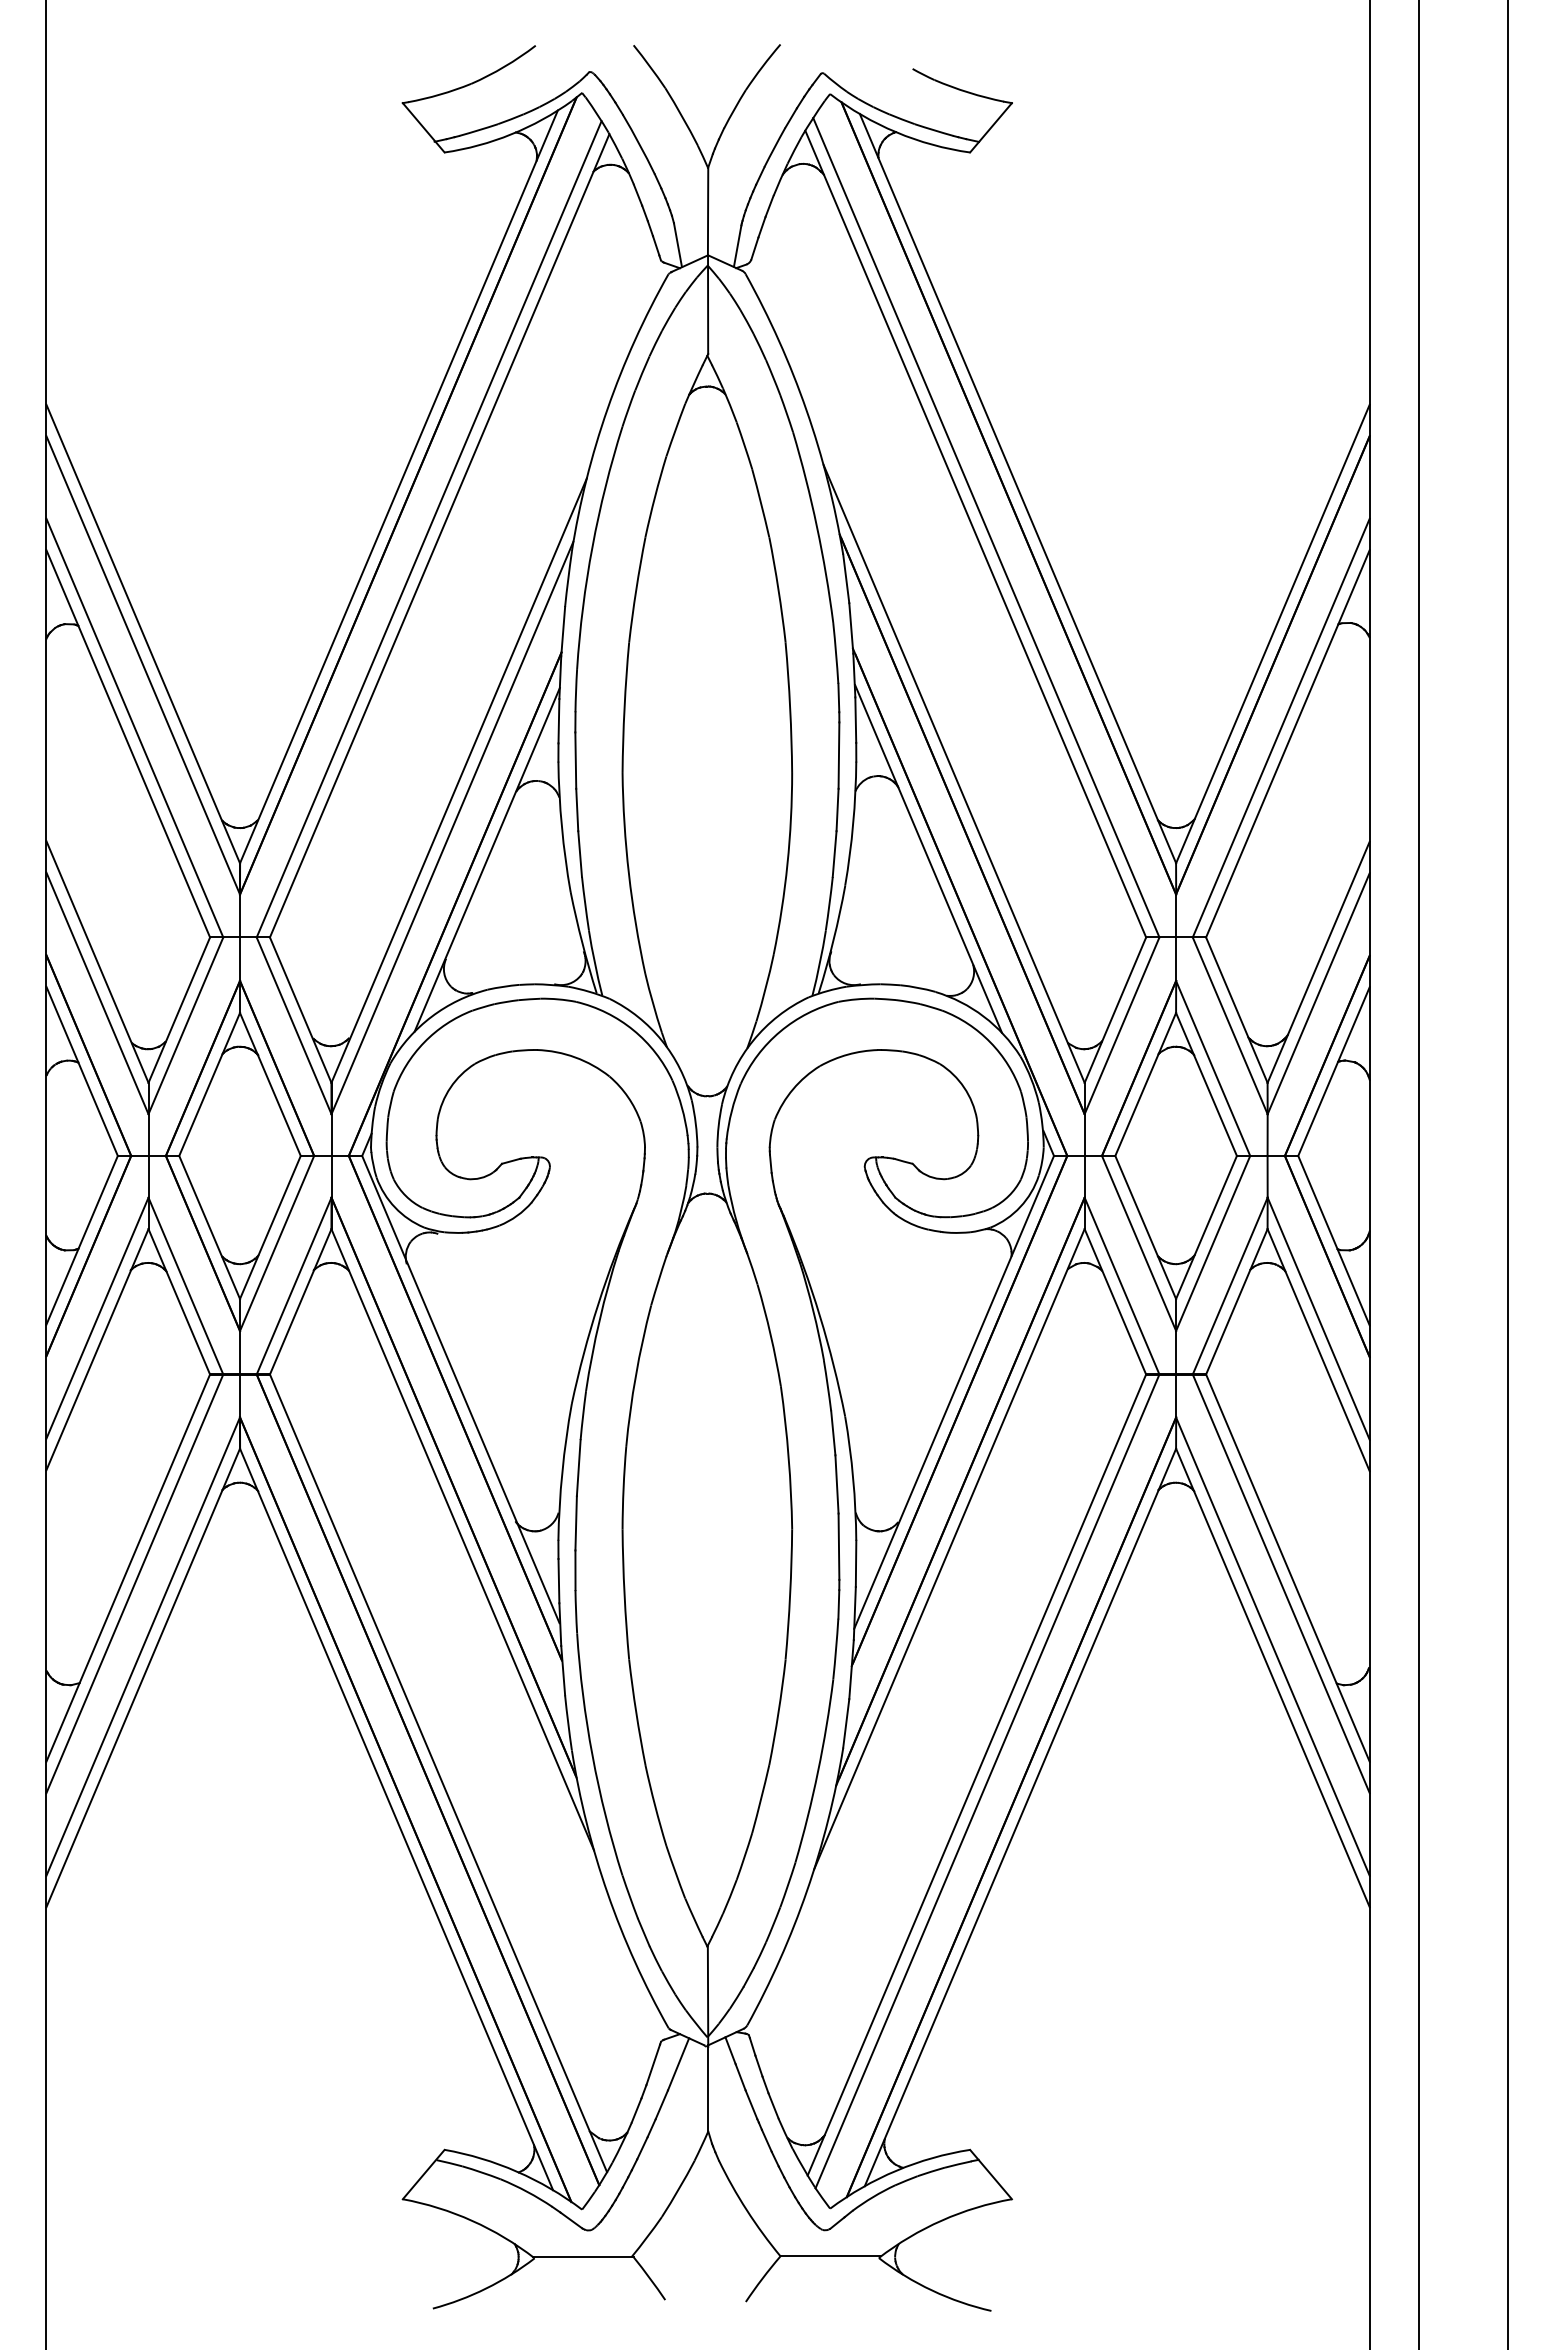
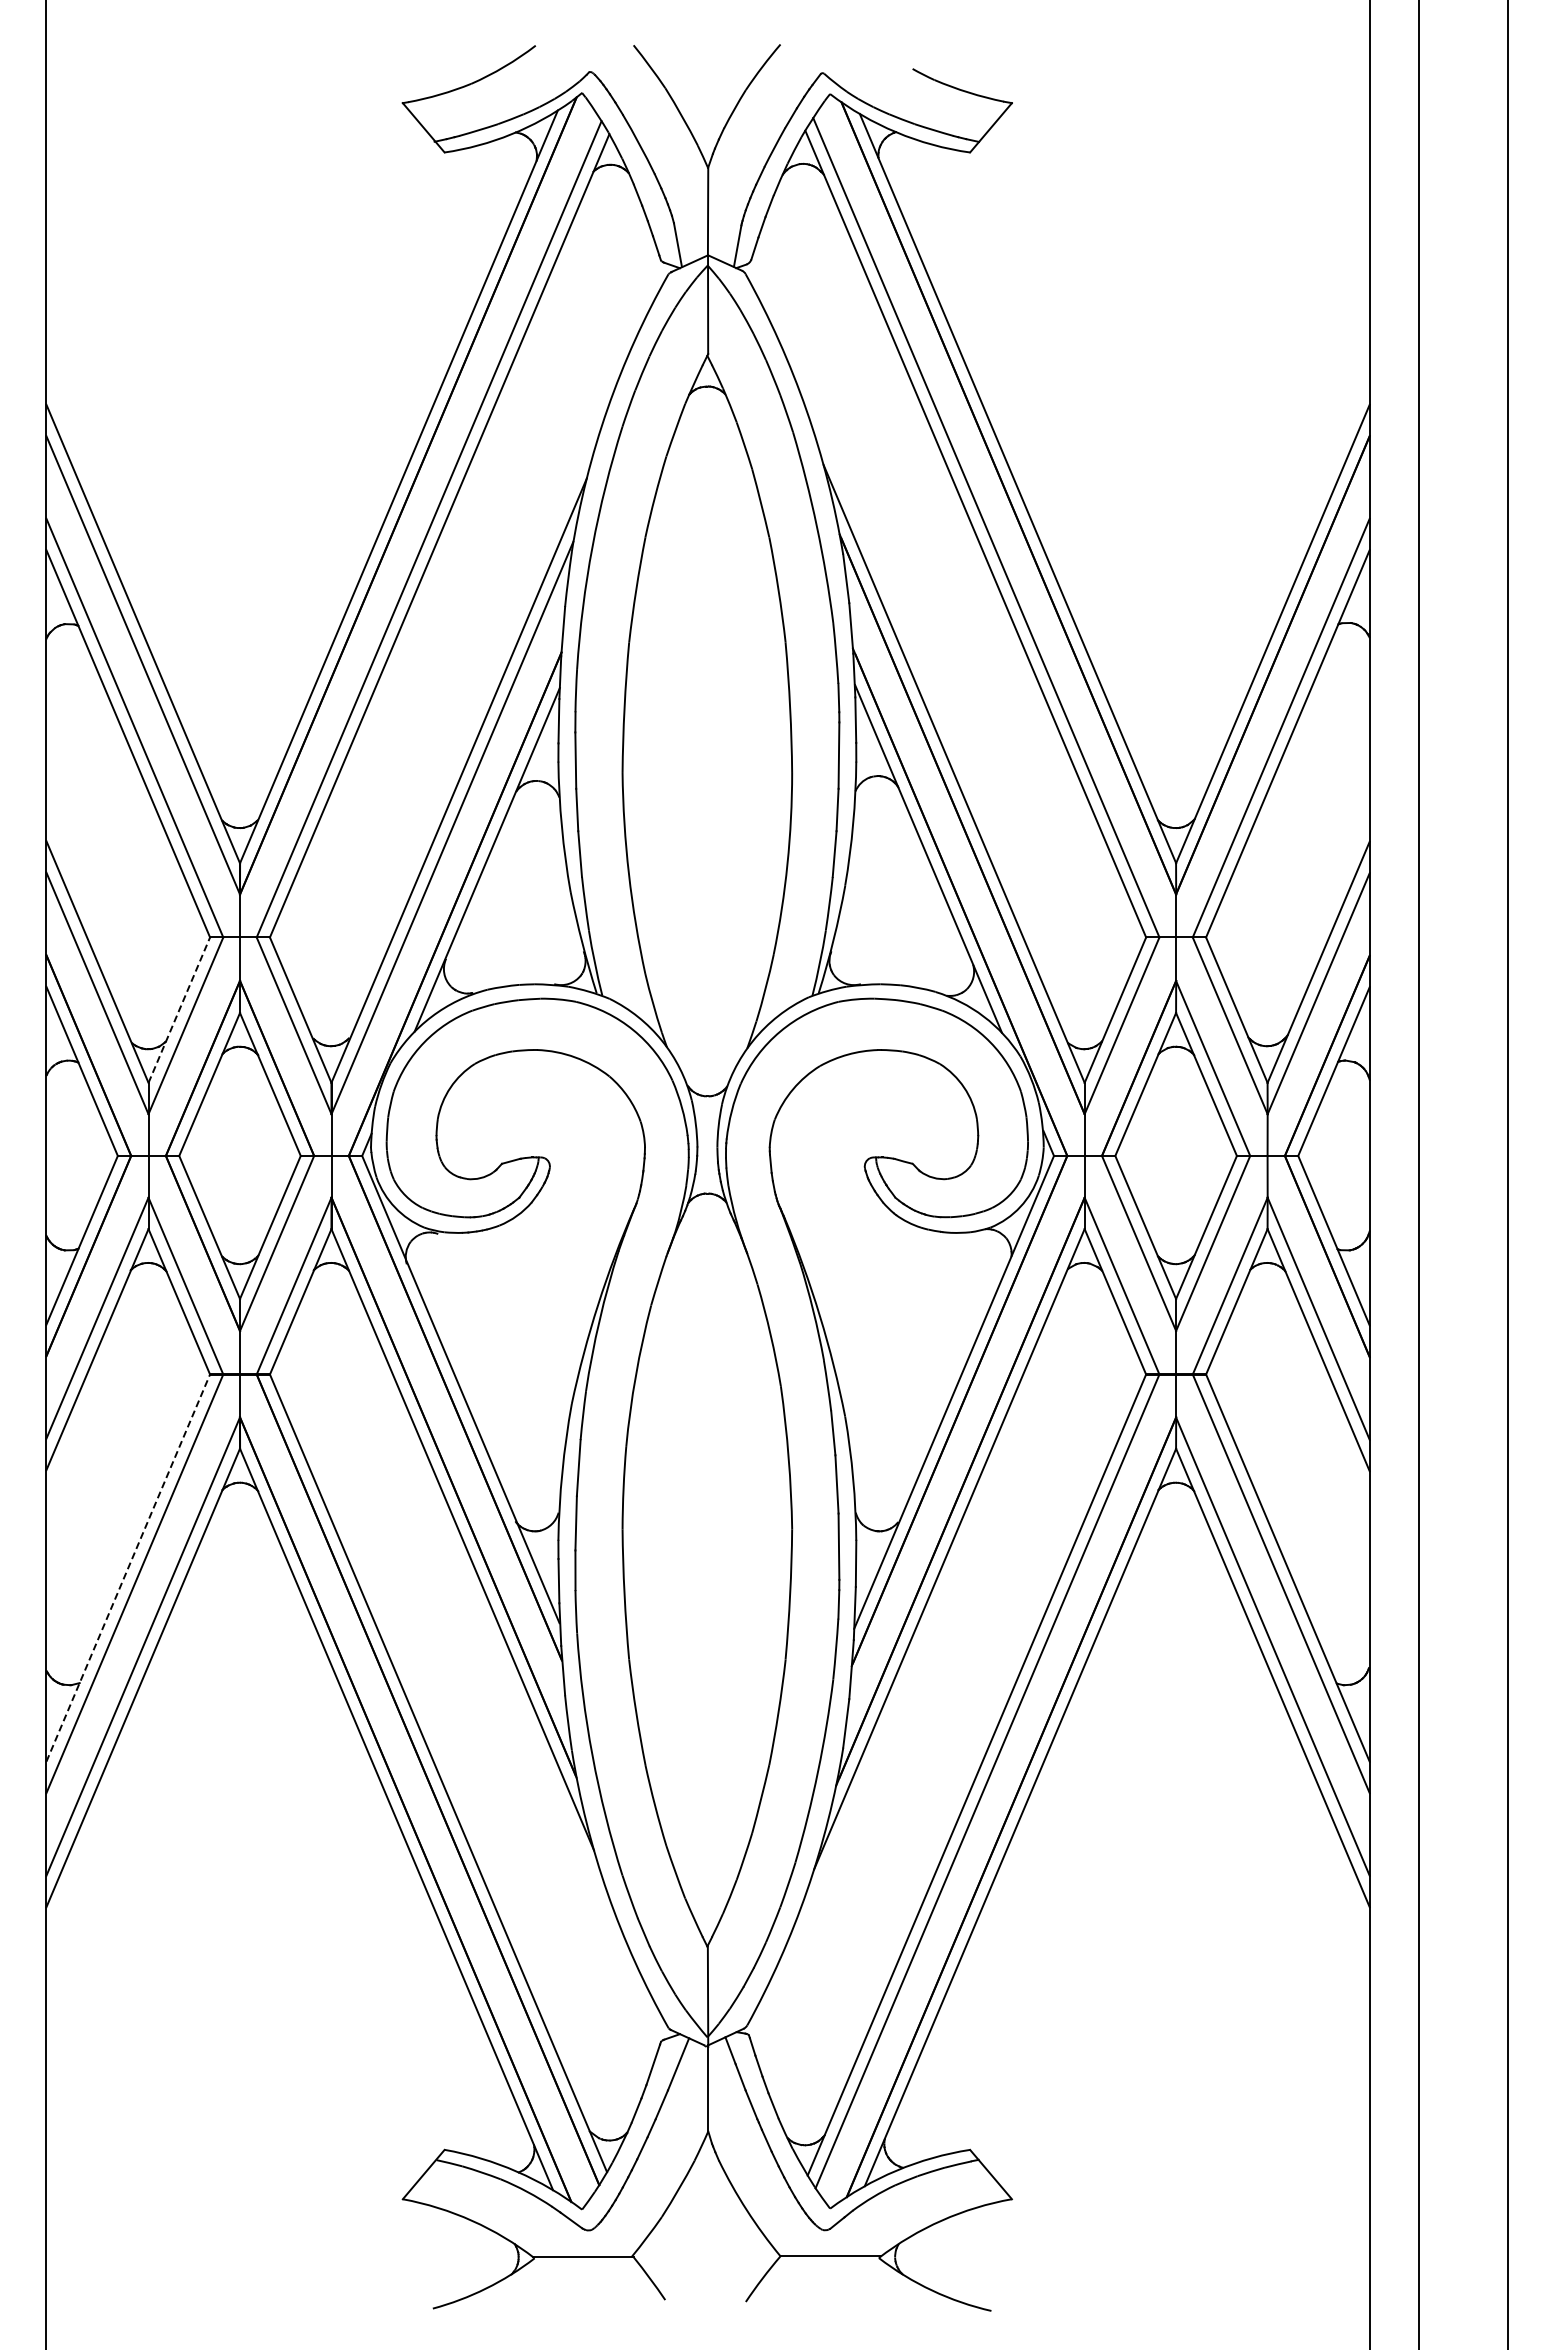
line: solid -> dashed (179, 1010)
line: solid -> dashed (128, 1567)
